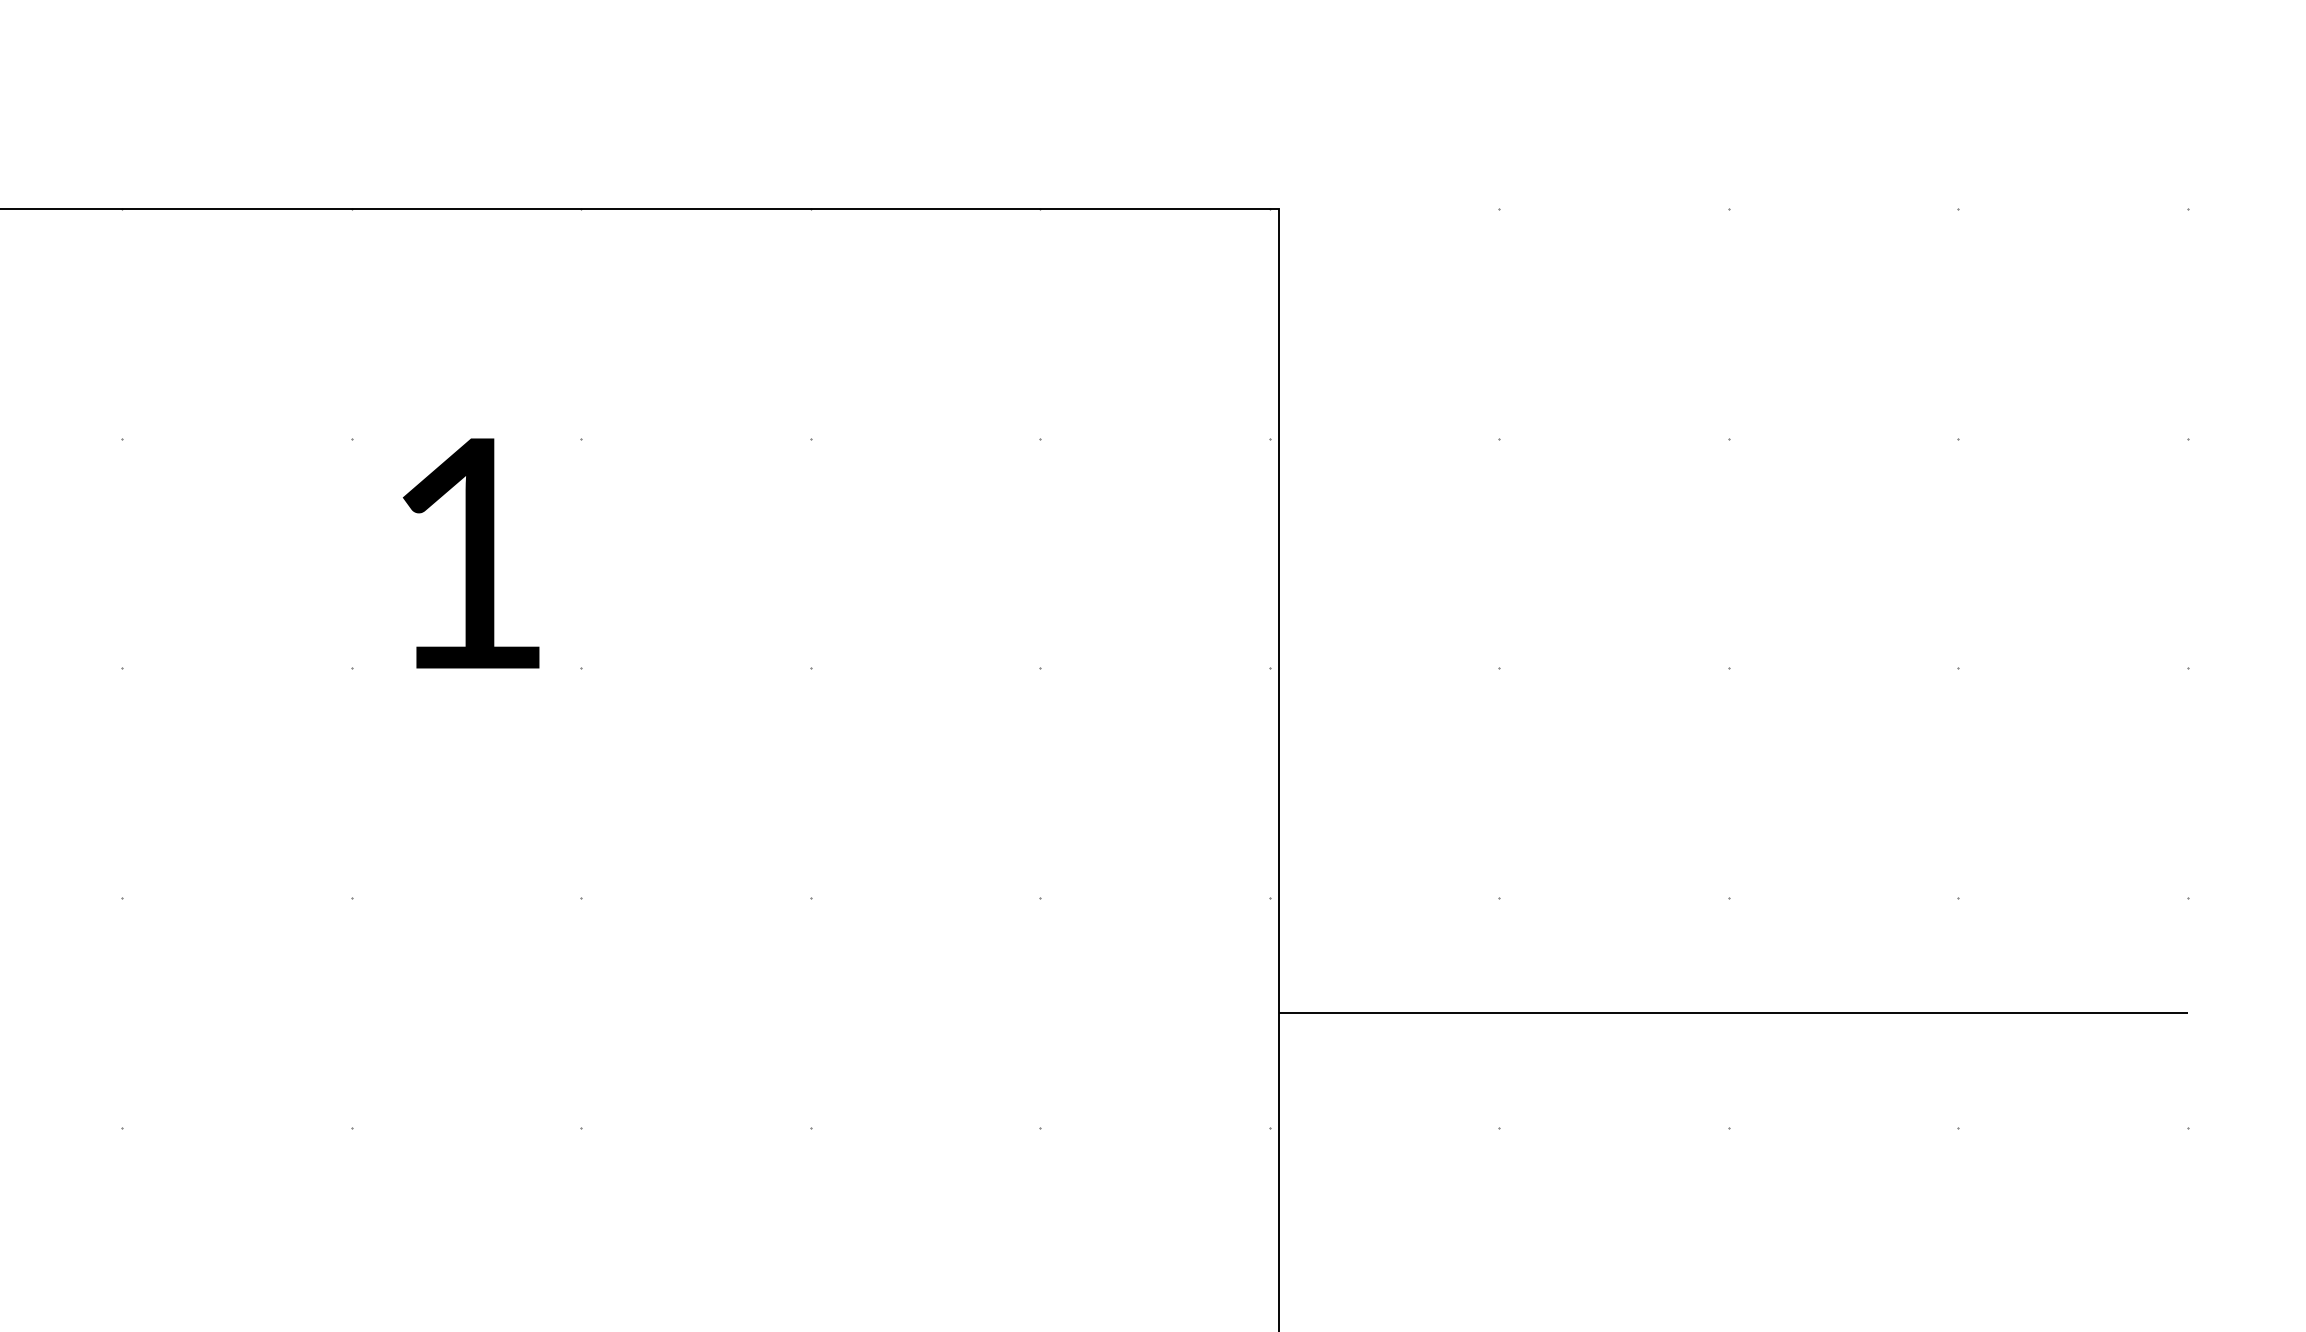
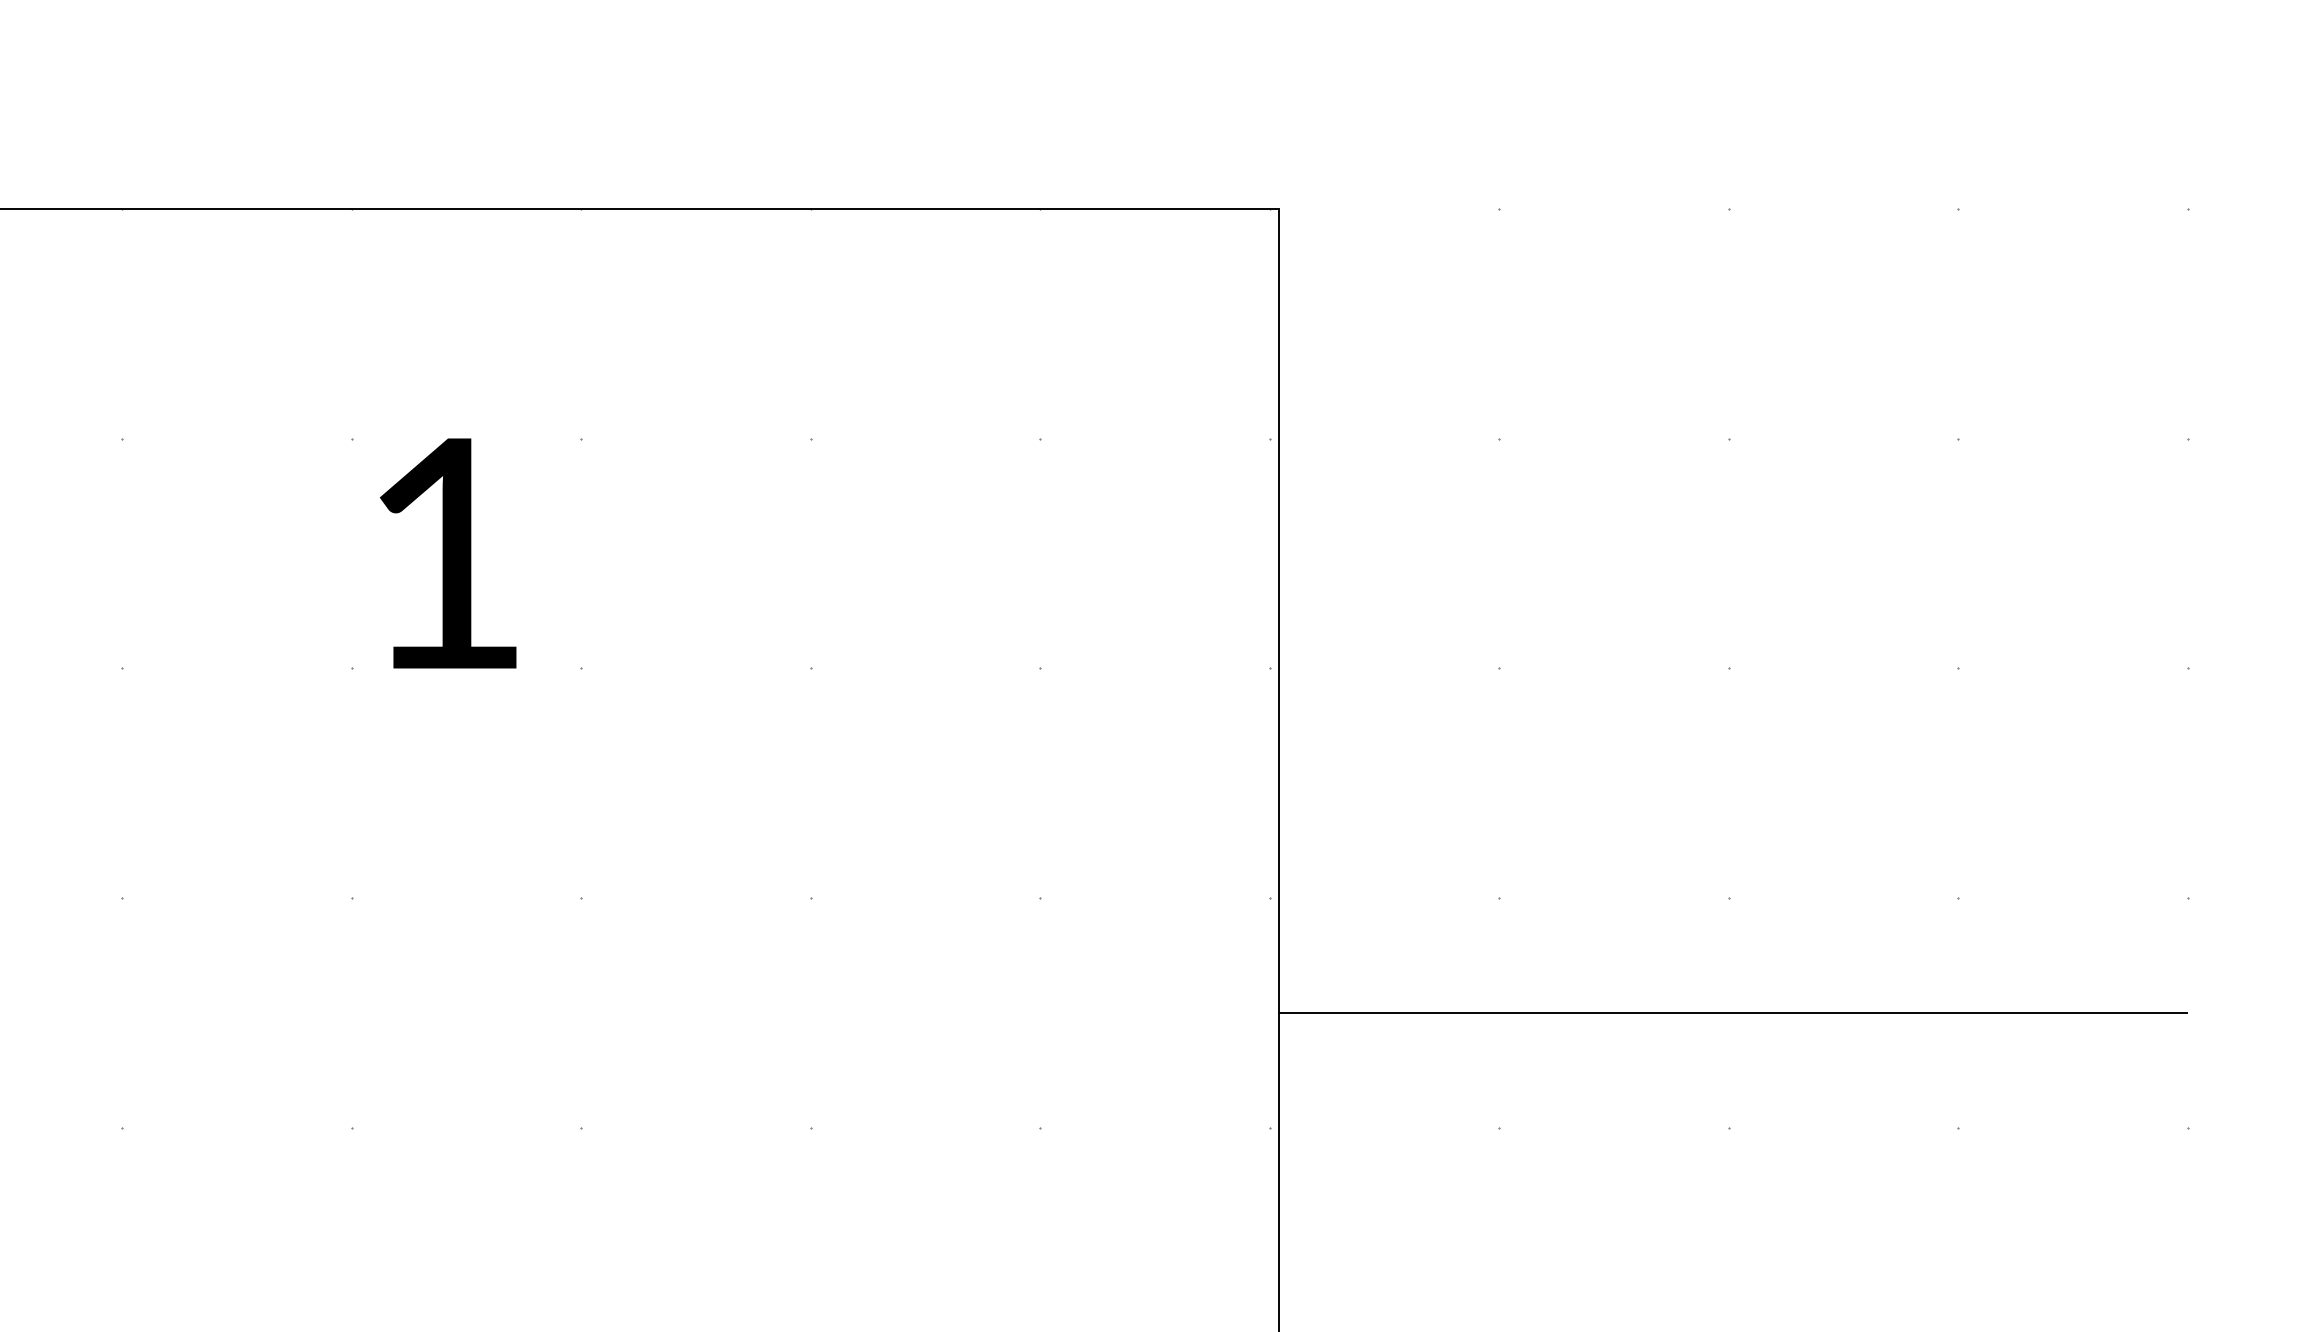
text position: (471, 553) -> (448, 553) (448, 553)
